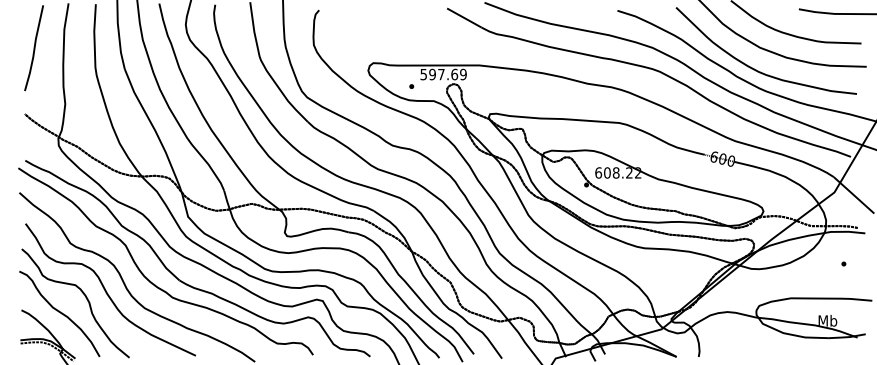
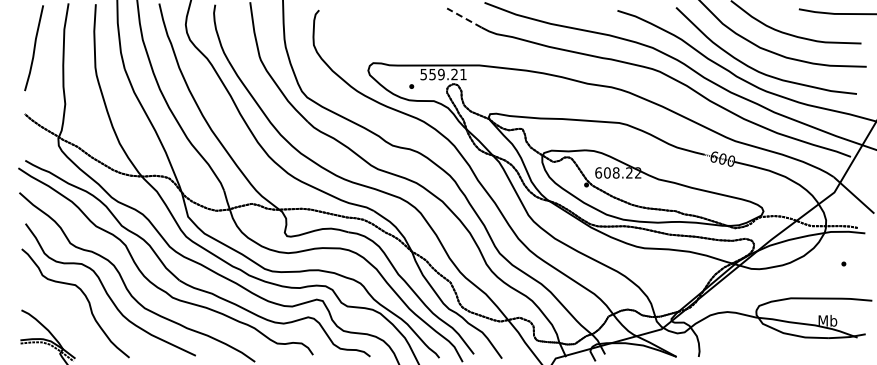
line: solid -> dashed (464, 18)
text: 597.69 -> 559.21 (447, 74)
curve: present -> none (59, 312)
